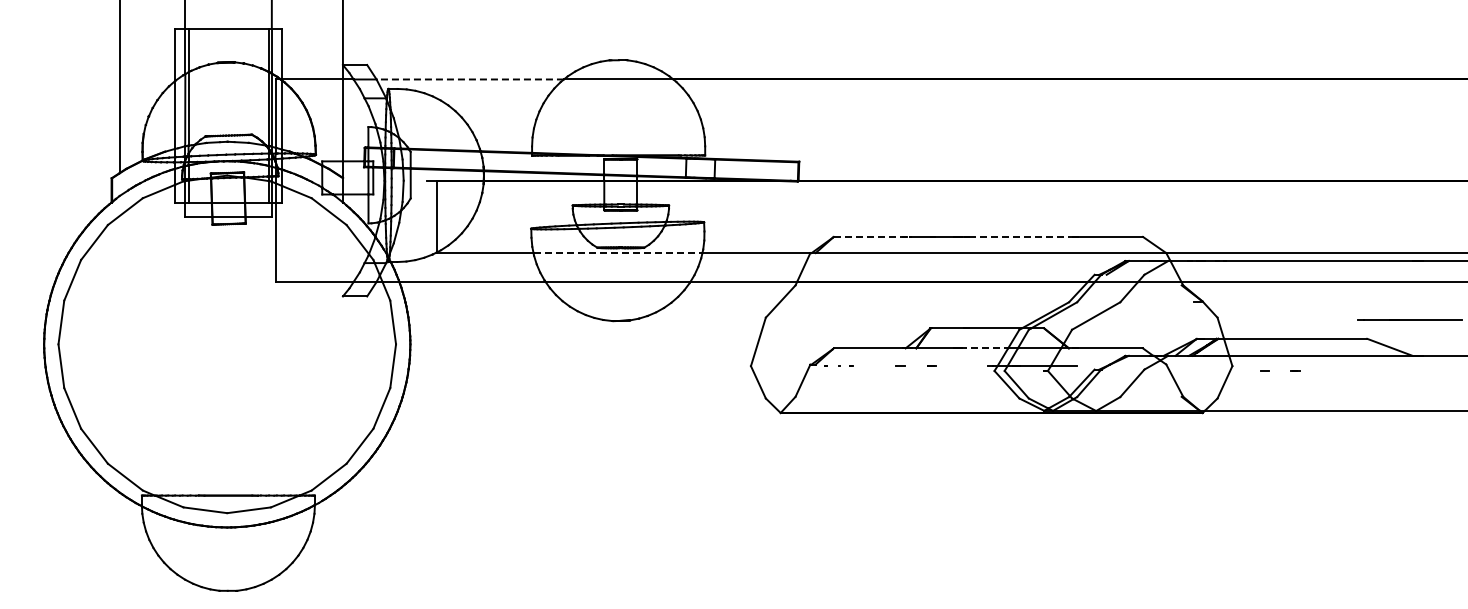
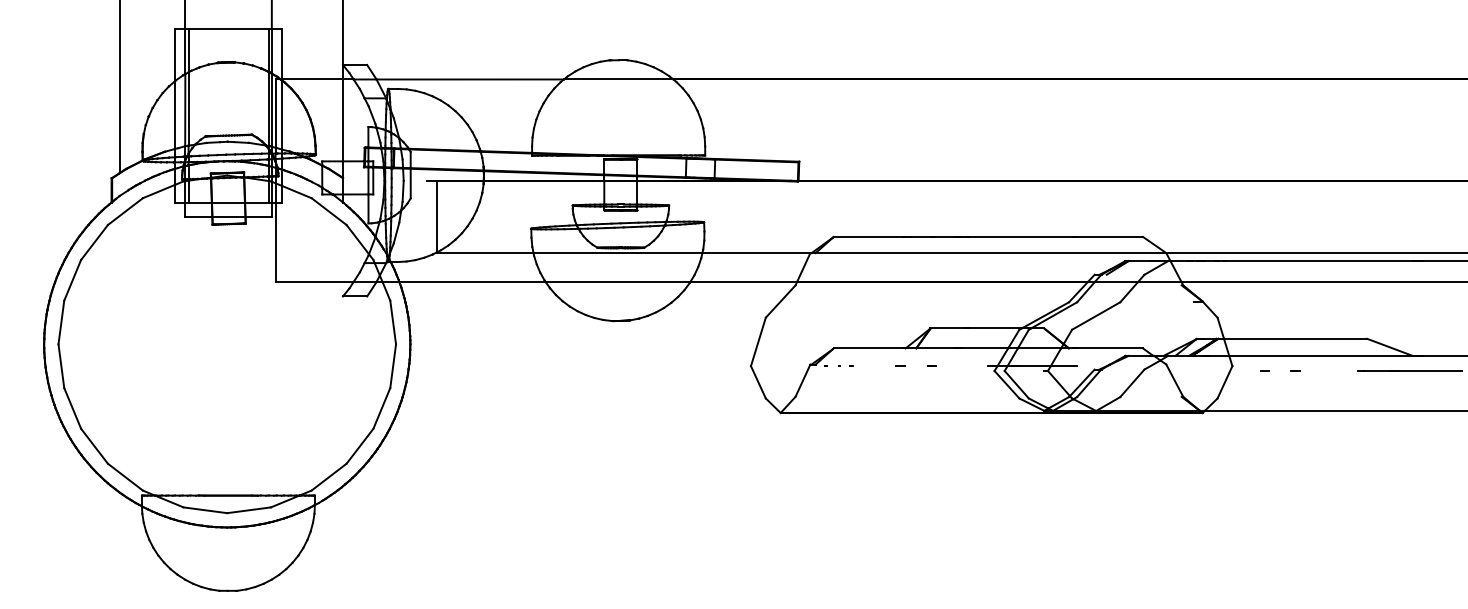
line: dashed -> solid (470, 79)
line: dashed -> solid (872, 236)
line: dashed -> solid (1020, 236)
line: dashed -> solid (618, 253)
line position: (1409, 319) -> (1409, 370) (1409, 370)
line: dashed -> solid (984, 348)
